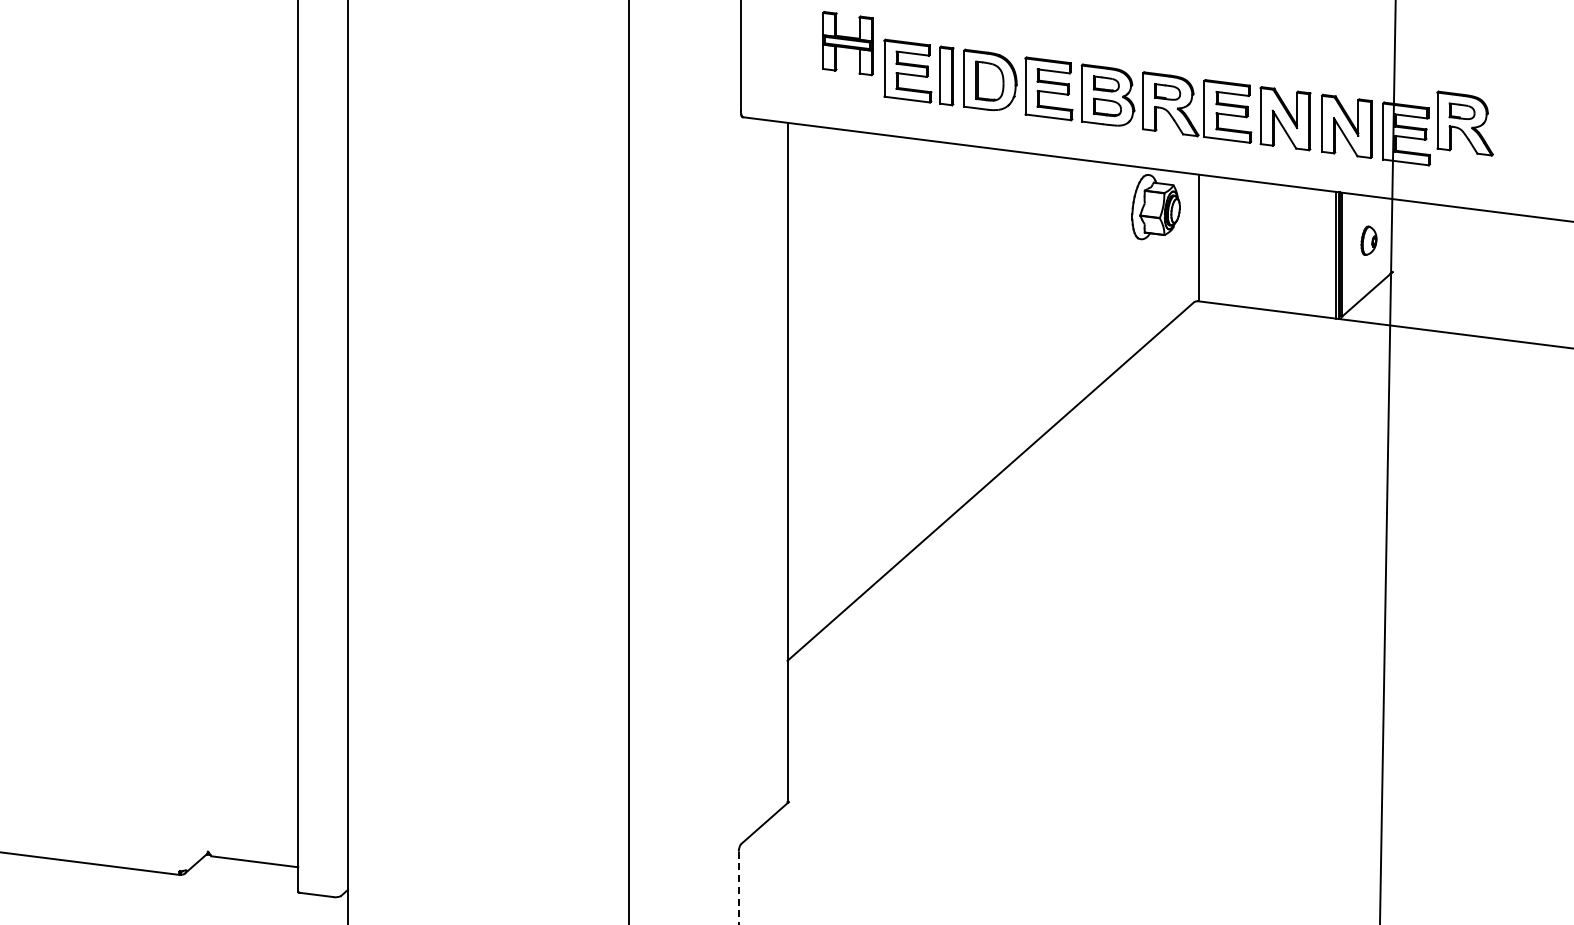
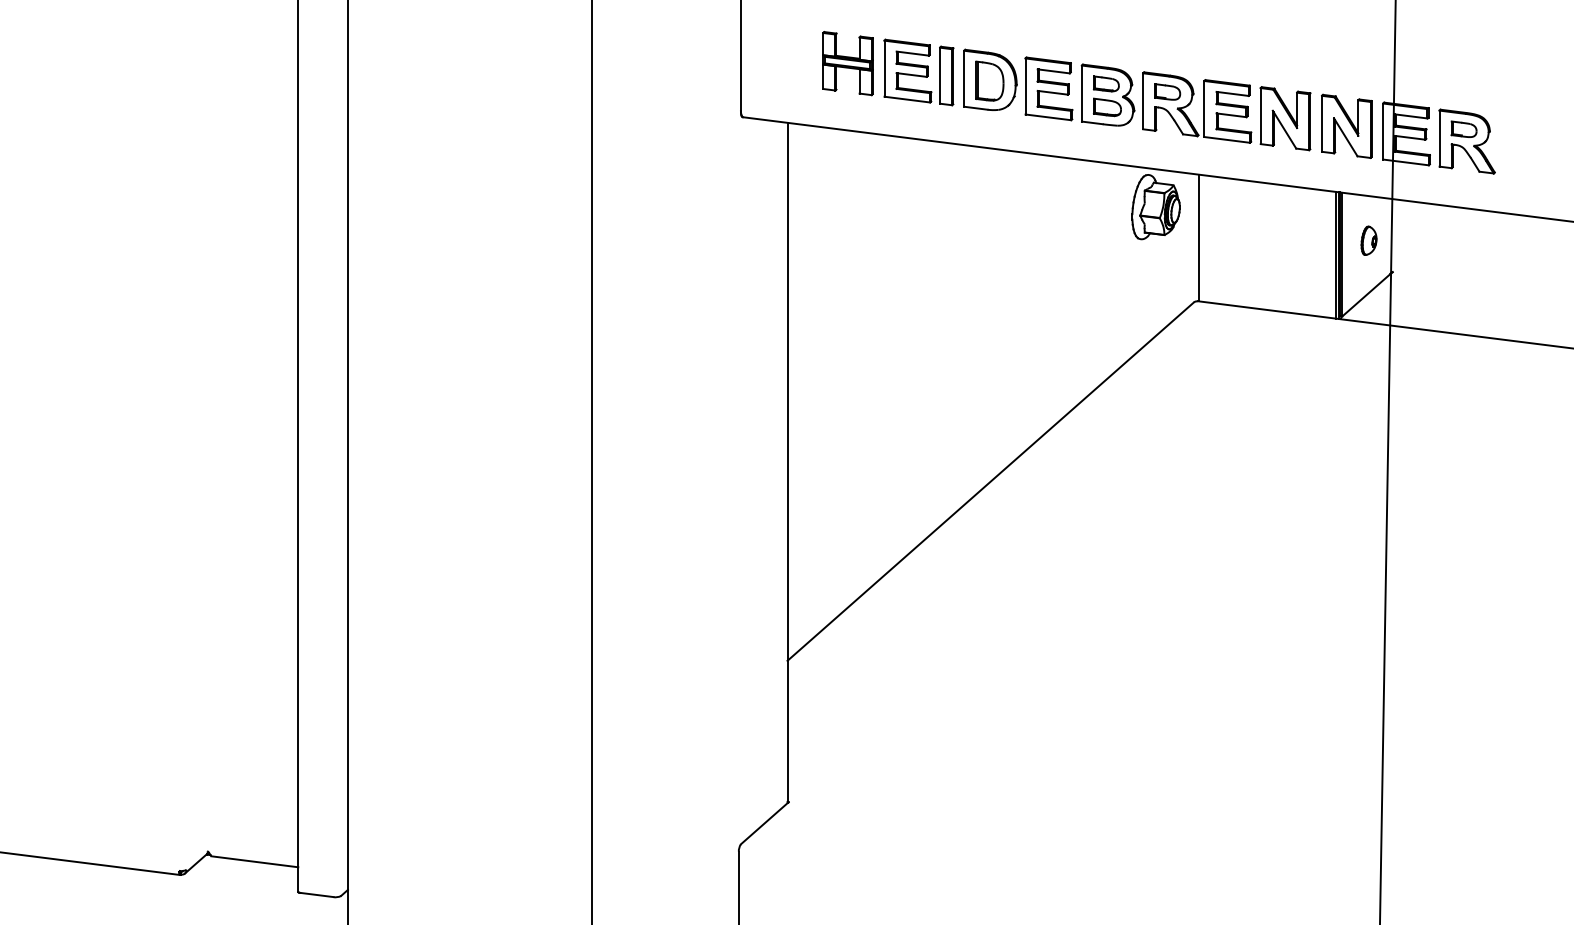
part position: (847, 43) -> (847, 63) (847, 63)
part position: (1464, 123) -> (1466, 141) (1466, 141)
line position: (628, 461) -> (591, 461) (591, 461)
line: dashed -> solid (738, 888)
